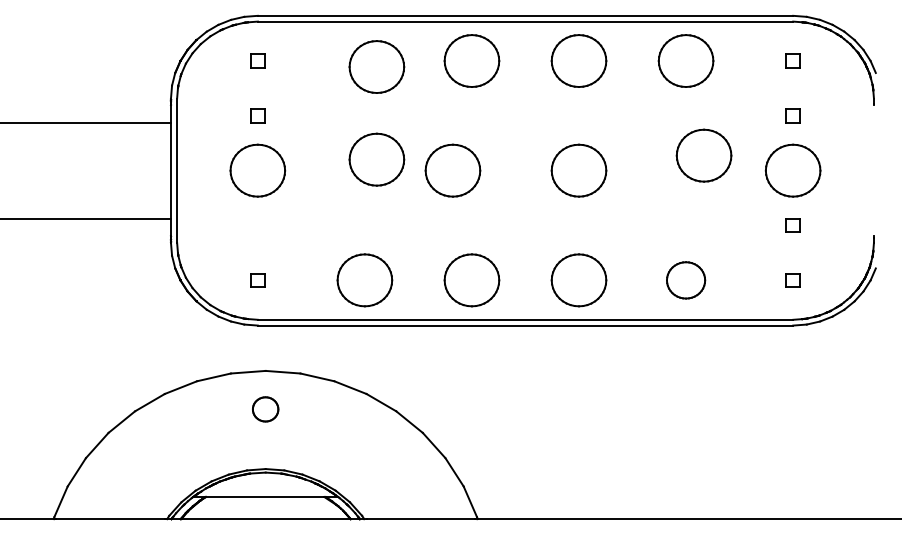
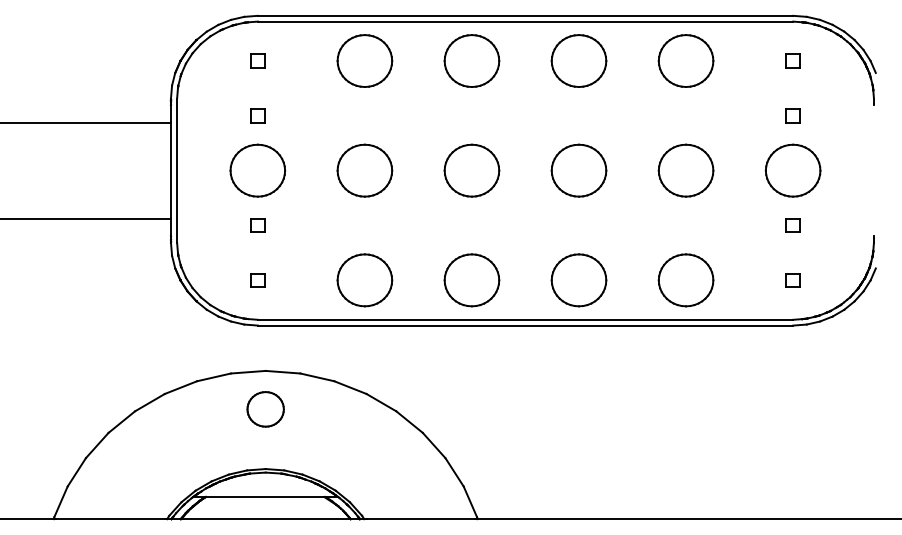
part position: (376, 66) -> (364, 60) (364, 60)
part position: (703, 155) -> (685, 170) (685, 170)
part position: (376, 159) -> (364, 170) (364, 170)
part position: (452, 170) -> (471, 170) (471, 170)
part: none -> present (257, 225)
part size: 41x39 px -> 58x55 px (685, 280)
part size: 28x27 px -> 39x37 px (265, 409)
